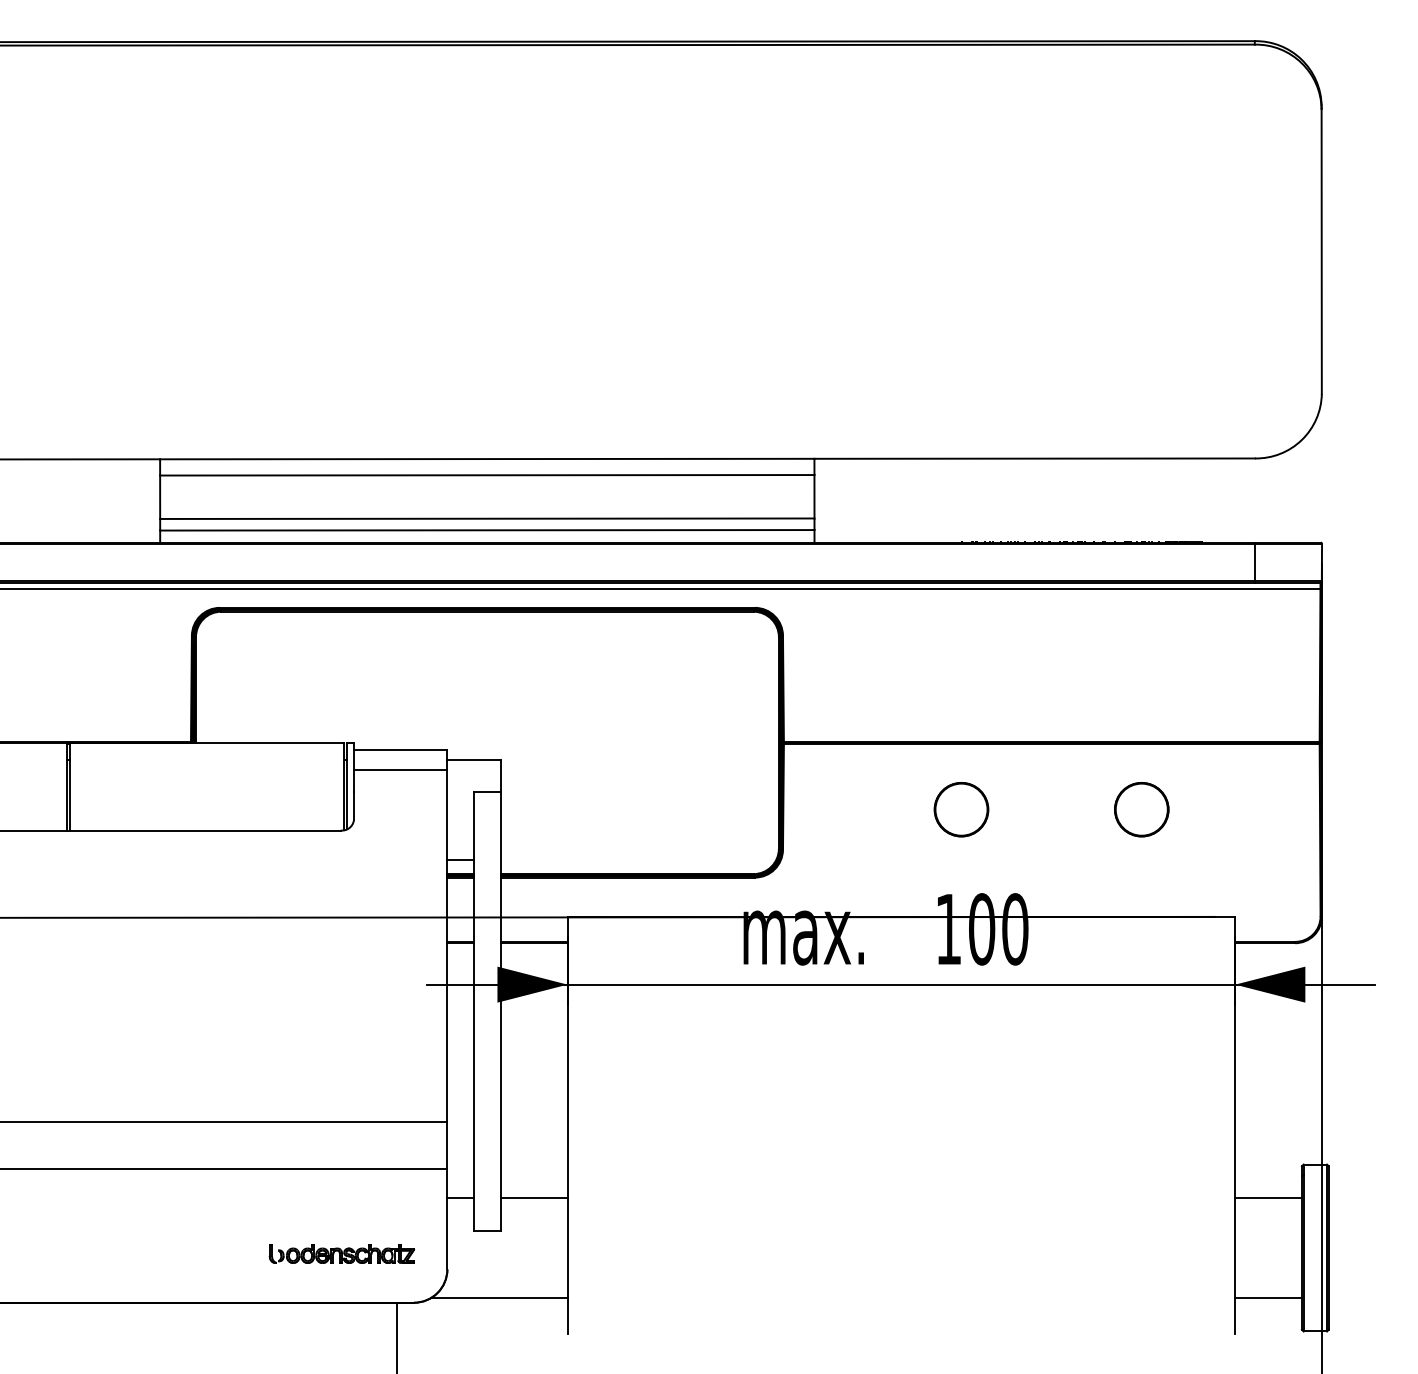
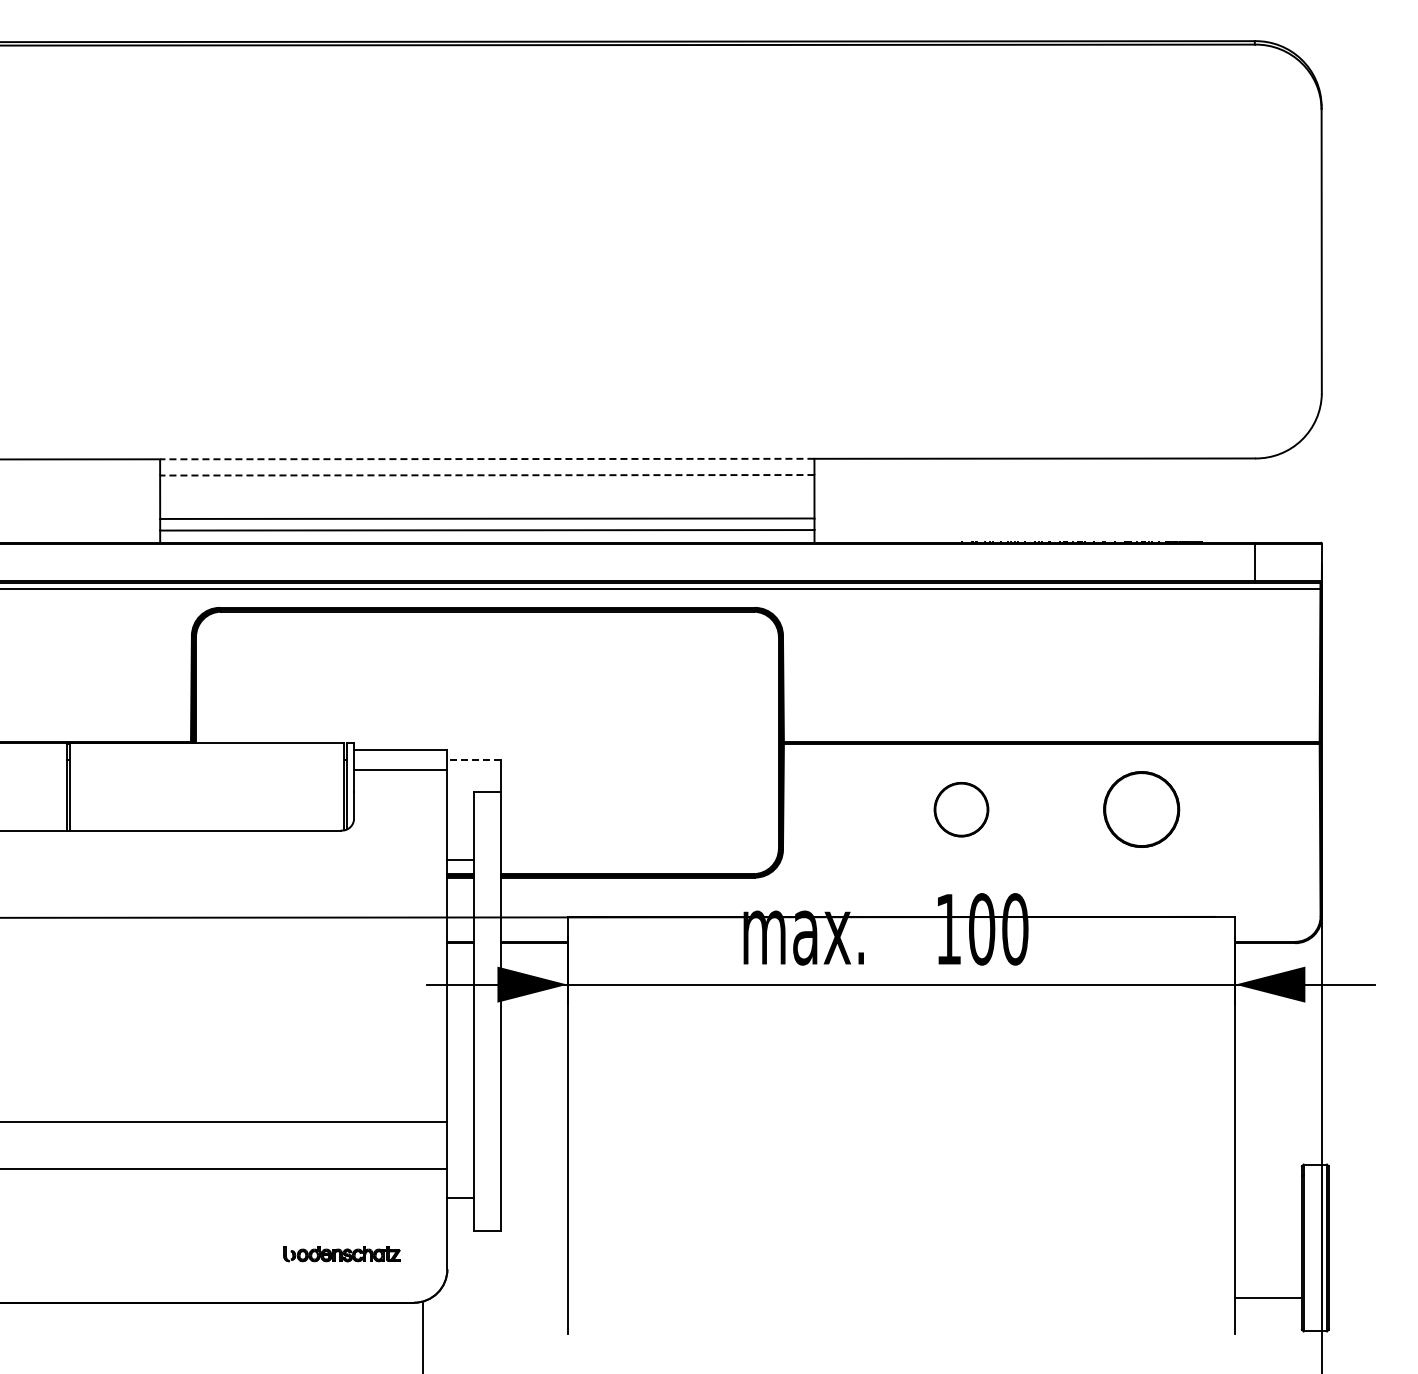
line: solid -> dashed (486, 459)
line: solid -> dashed (486, 475)
line: solid -> dashed (474, 759)
circle size: 56x56 px -> 78x77 px (1141, 809)
line: present -> none (533, 1197)
line: present -> none (1268, 1197)
part size: 147x20 px -> 118x17 px (341, 1254)
line: present -> none (499, 1298)
line position: (397, 1336) -> (423, 1336) (423, 1336)
